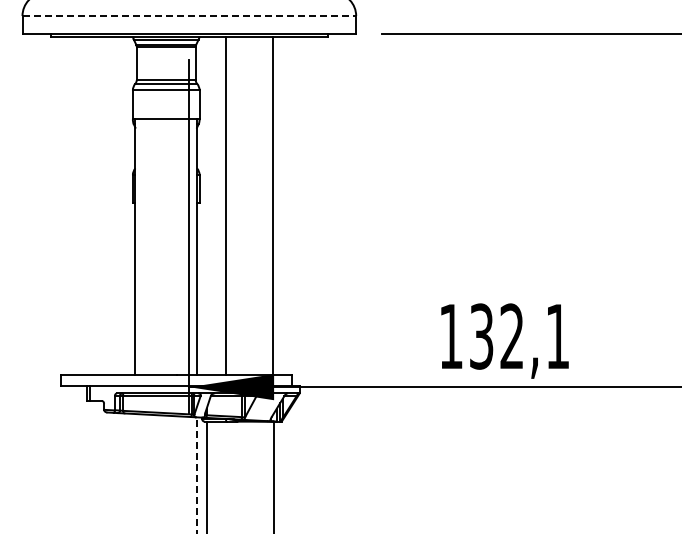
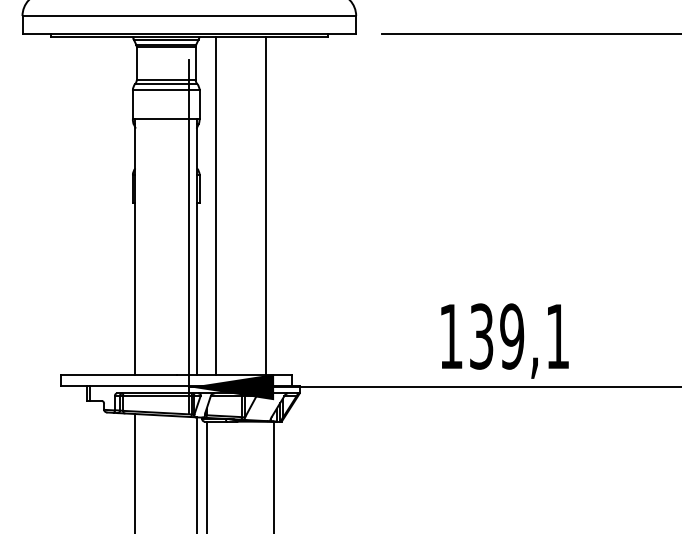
line: dashed -> solid (189, 16)
line position: (225, 205) -> (215, 205) (215, 205)
line position: (272, 205) -> (265, 205) (265, 205)
text: 132,1 -> 139,1 (512, 336)
line: none -> present (135, 472)
line: dashed -> solid (197, 475)
